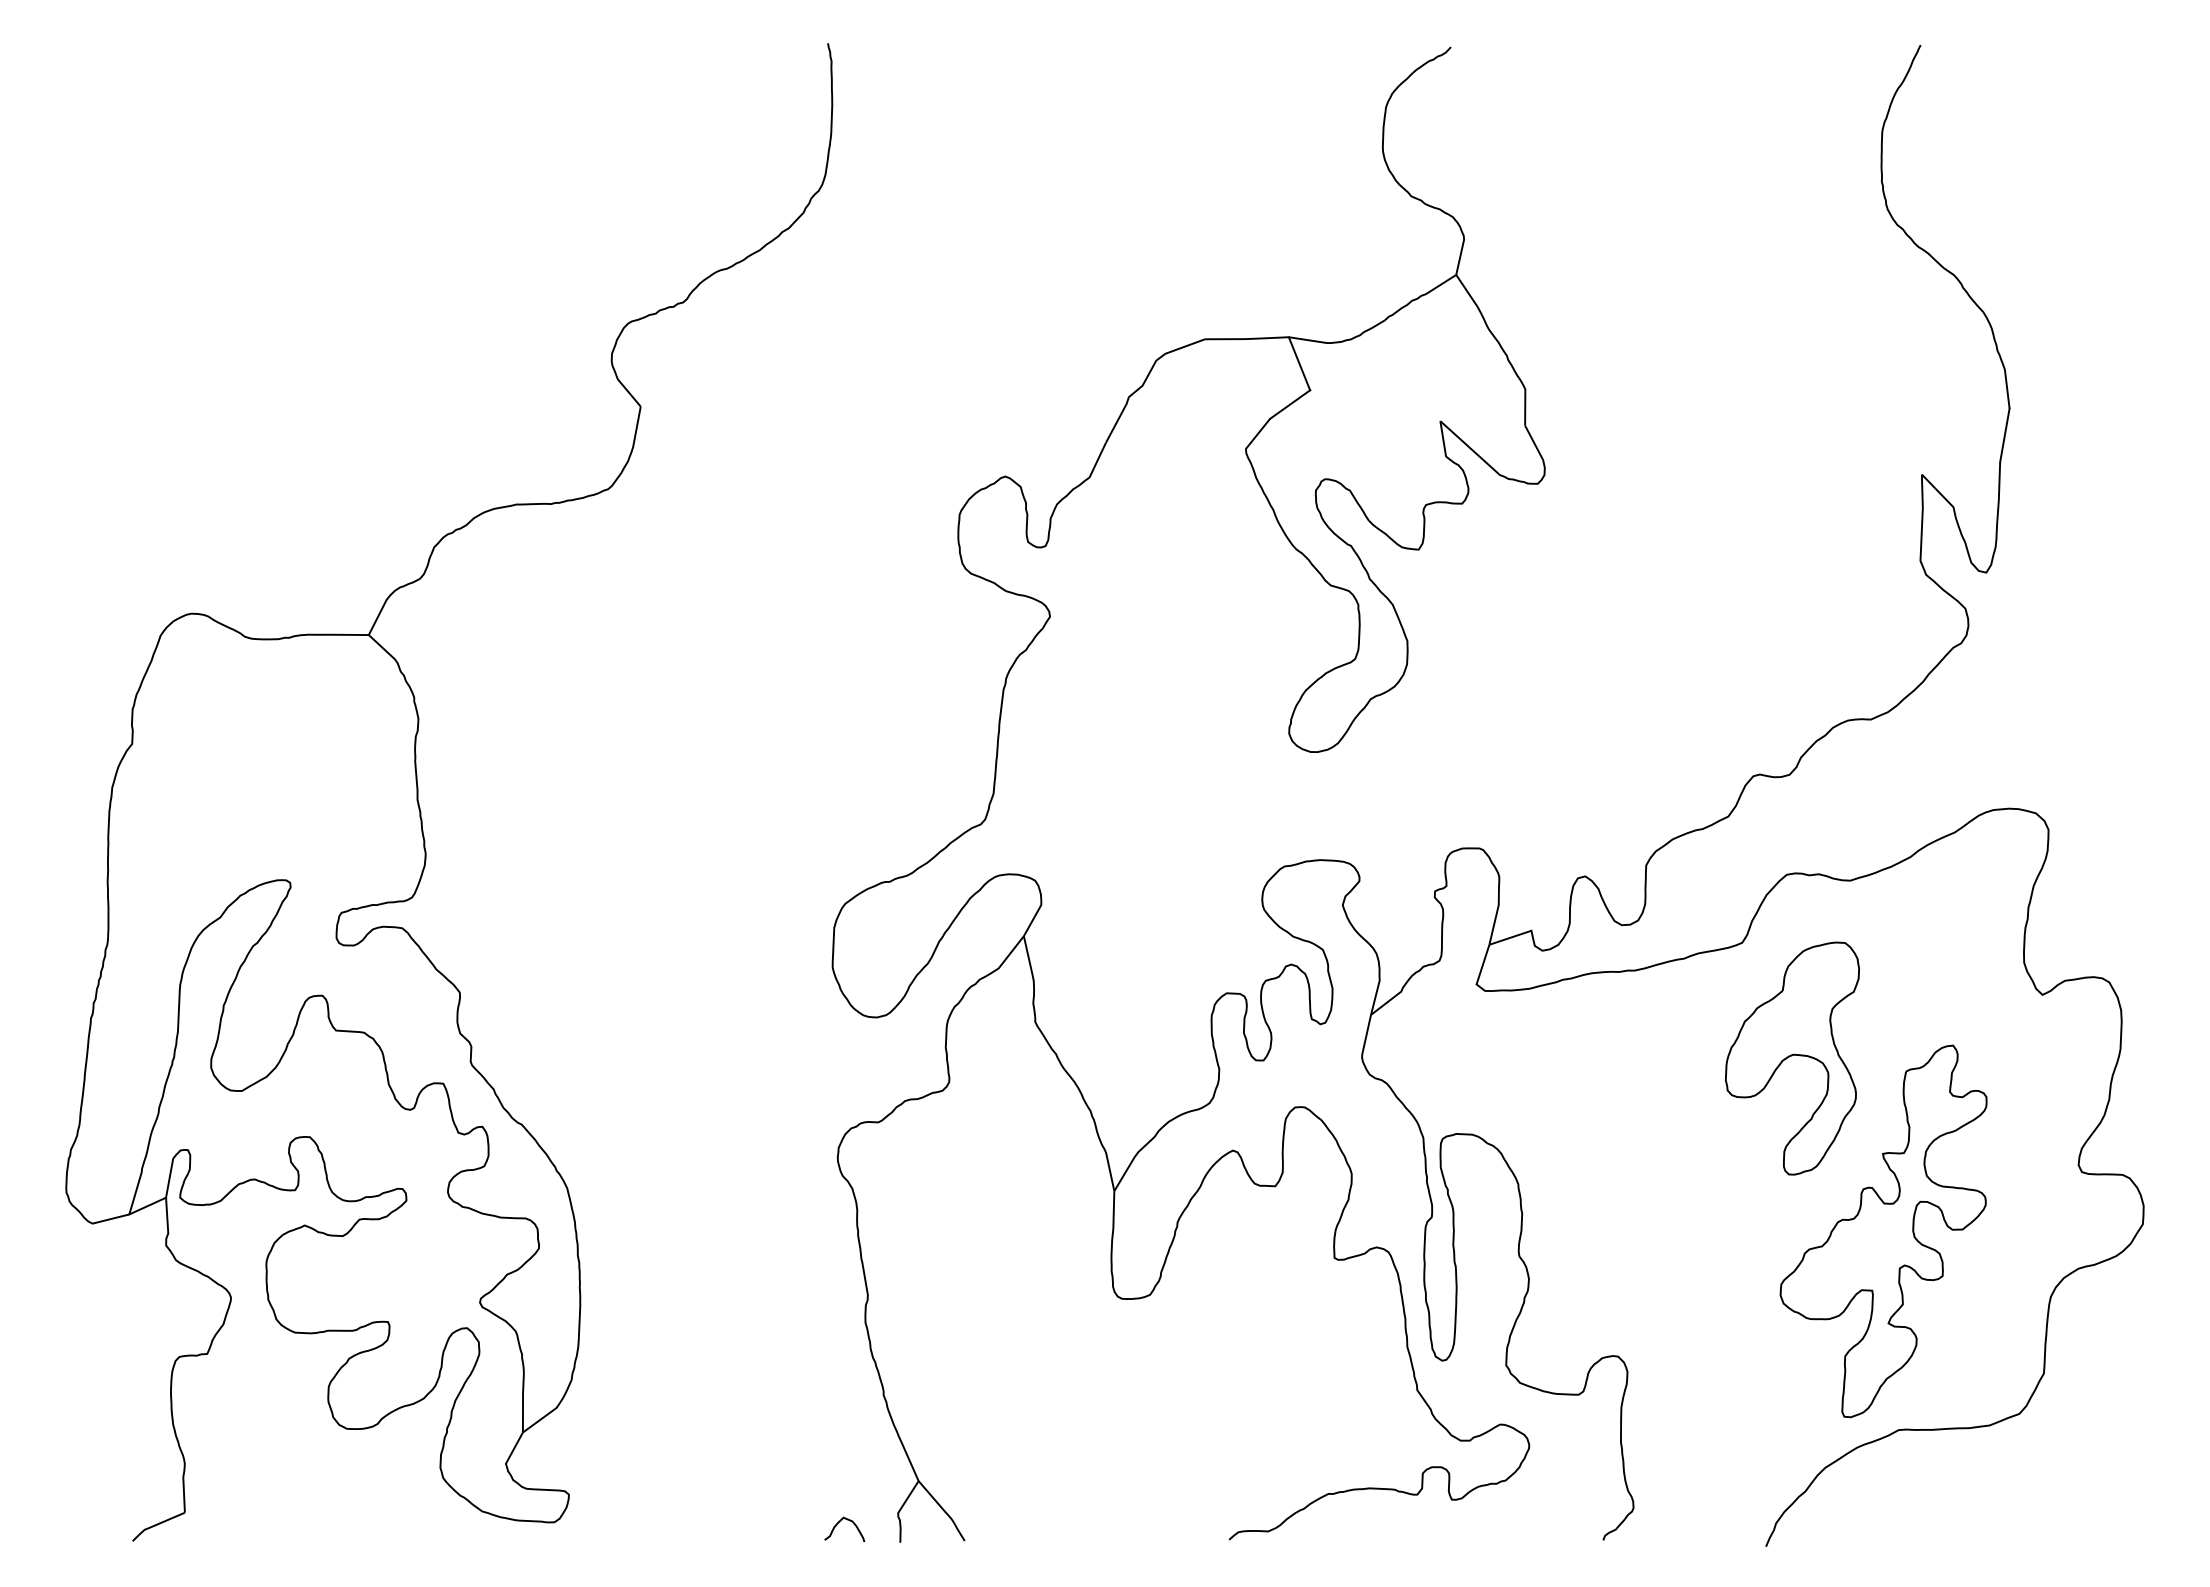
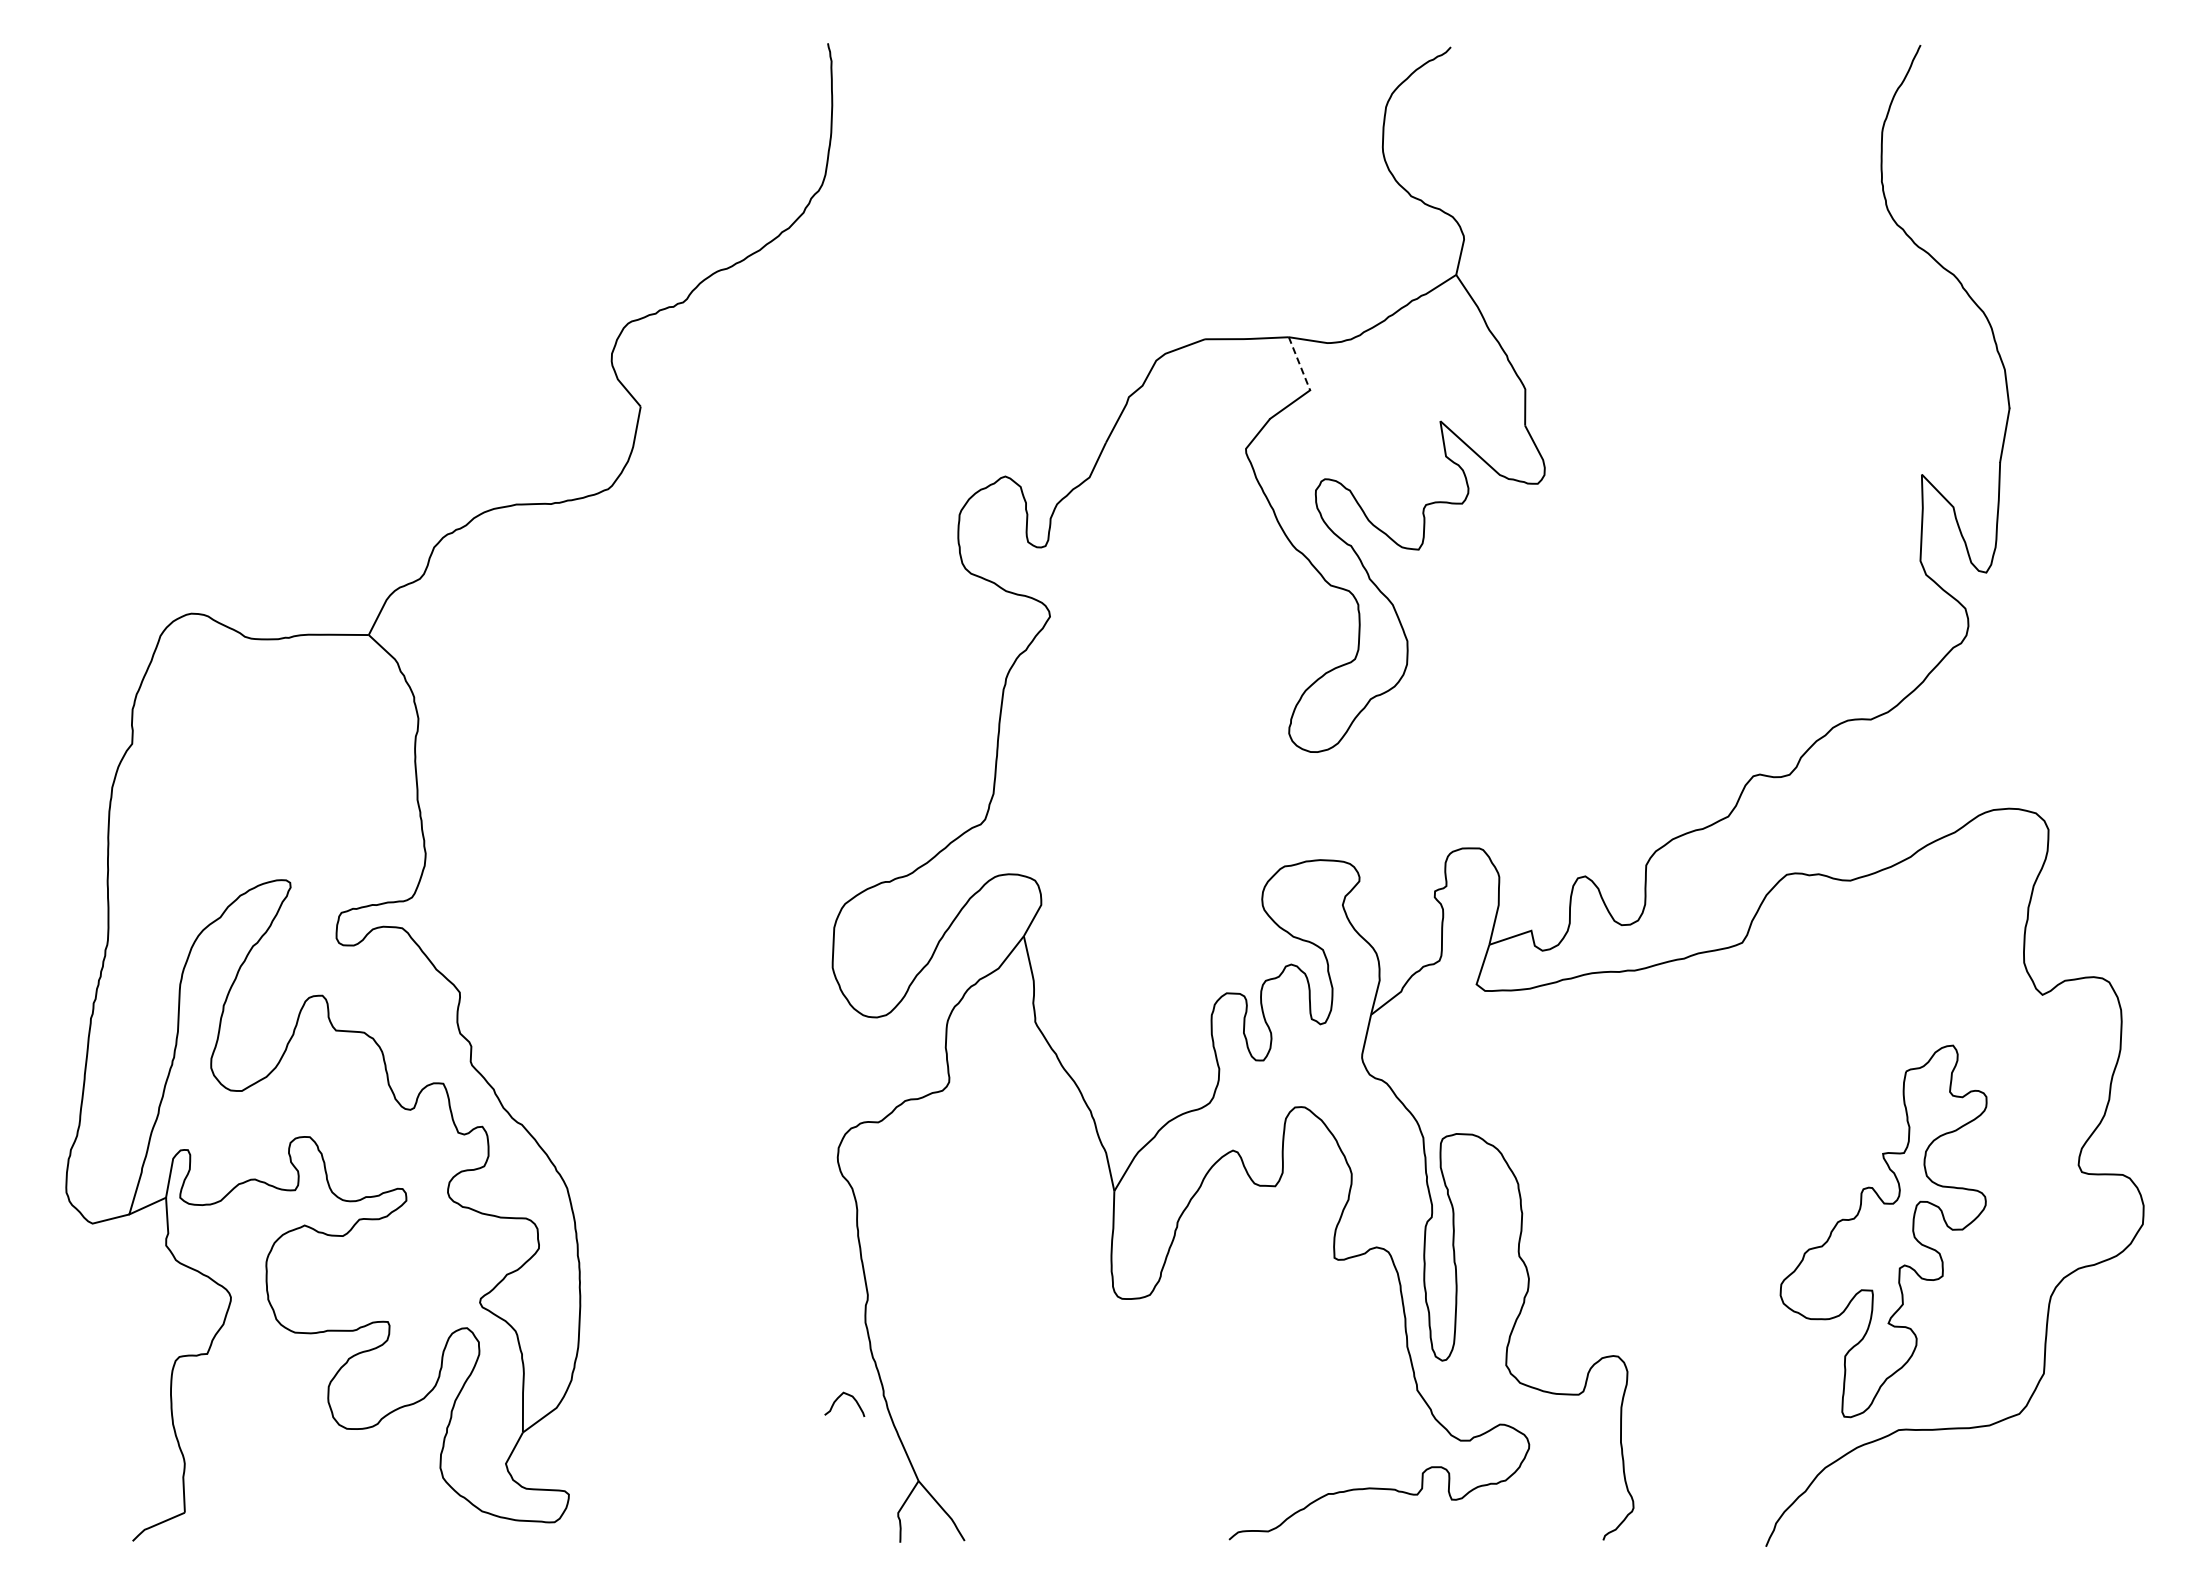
line: solid -> dashed (1299, 363)
part: present -> none (1792, 1058)
curve position: (837, 1525) -> (837, 1400) (837, 1400)
